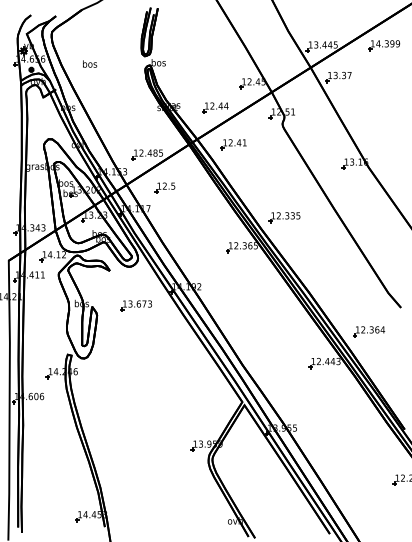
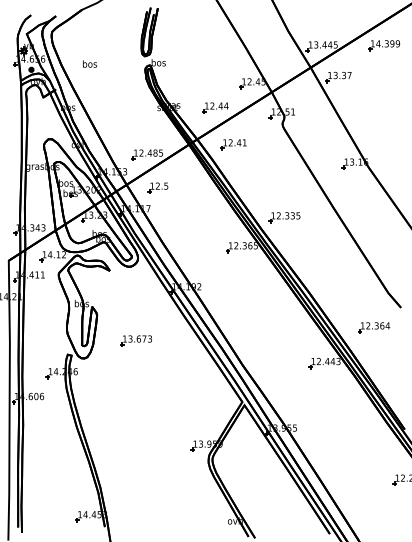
part position: (164, 187) -> (157, 187) (157, 187)
part position: (135, 305) -> (135, 340) (135, 340)
part position: (369, 331) -> (374, 327) (374, 327)
